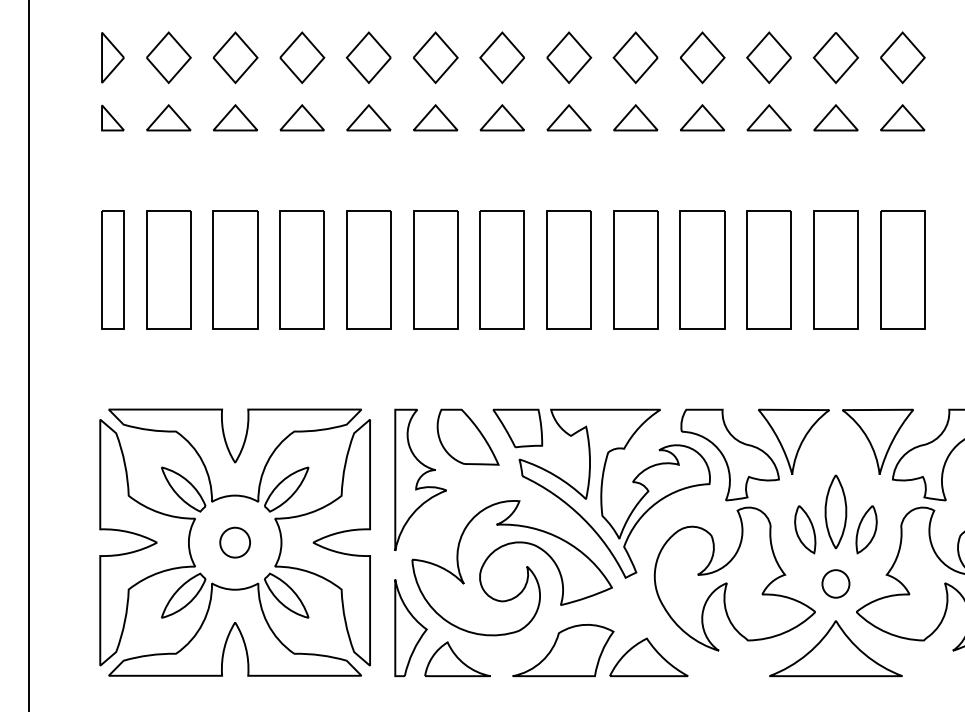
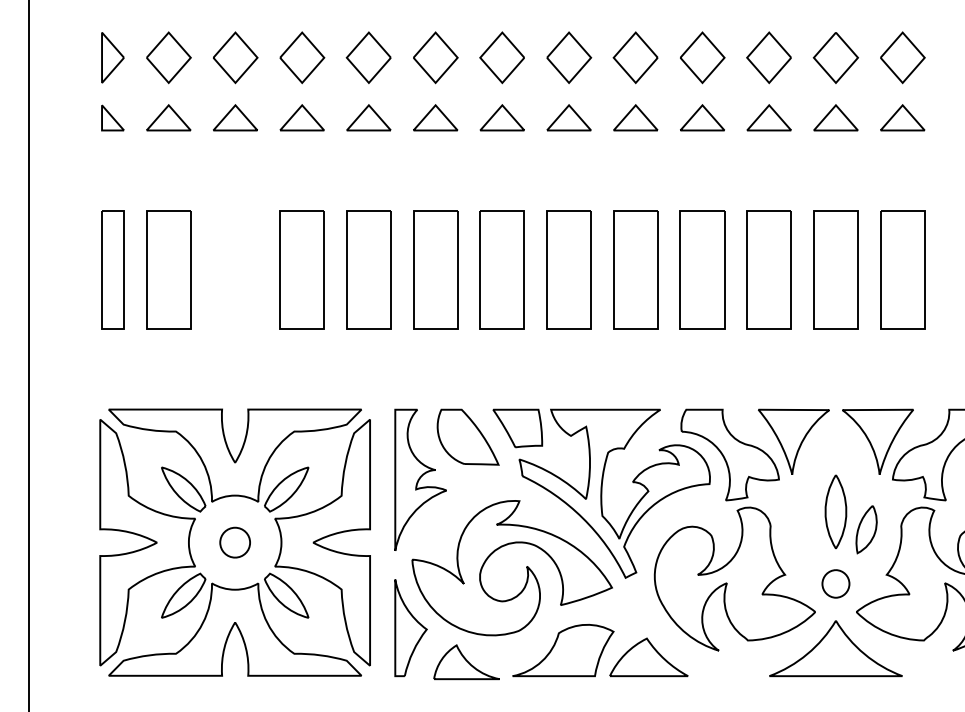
part: present -> none (235, 269)
part: present -> none (805, 529)
part position: (457, 659) -> (466, 662) (466, 662)
